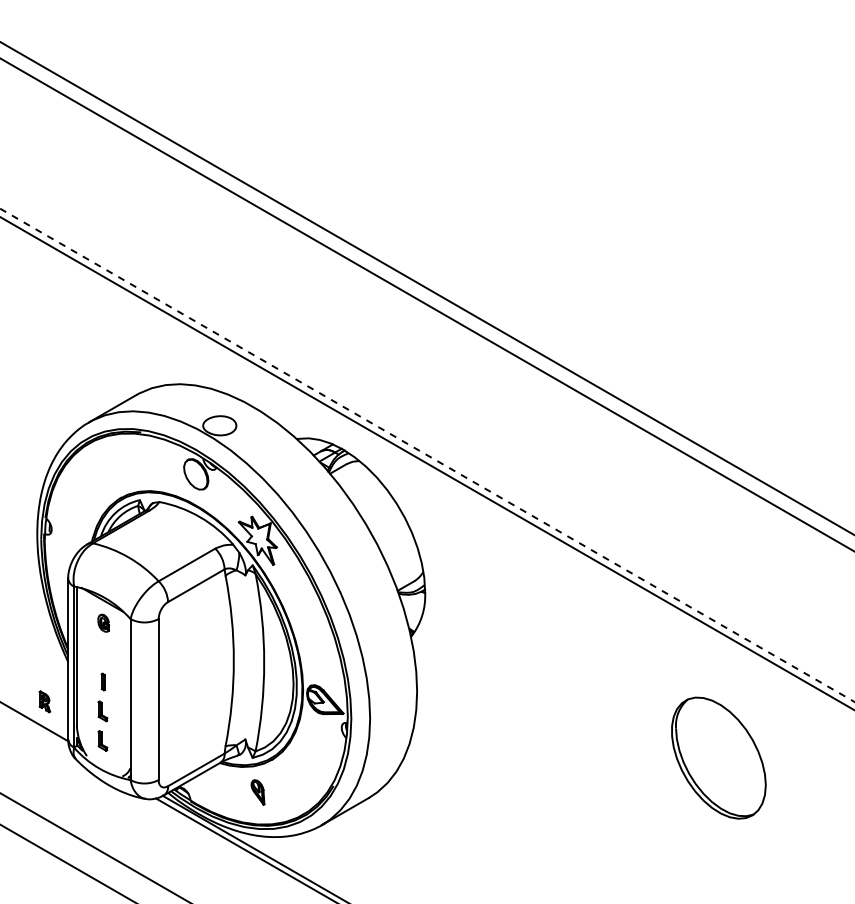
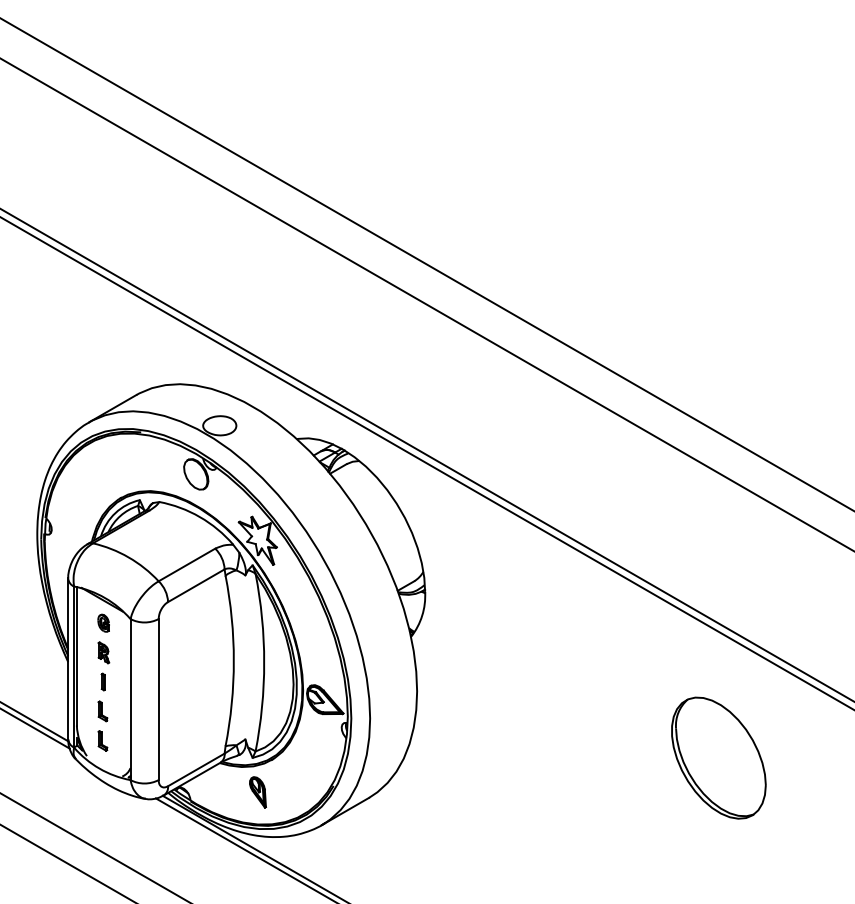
line position: (426, 288) -> (426, 264) (426, 264)
line: dashed -> solid (427, 455)
part position: (44, 701) -> (103, 652) (103, 652)
line: none -> present (35, 728)
part size: 16x27 px -> 18x33 px (257, 792)
